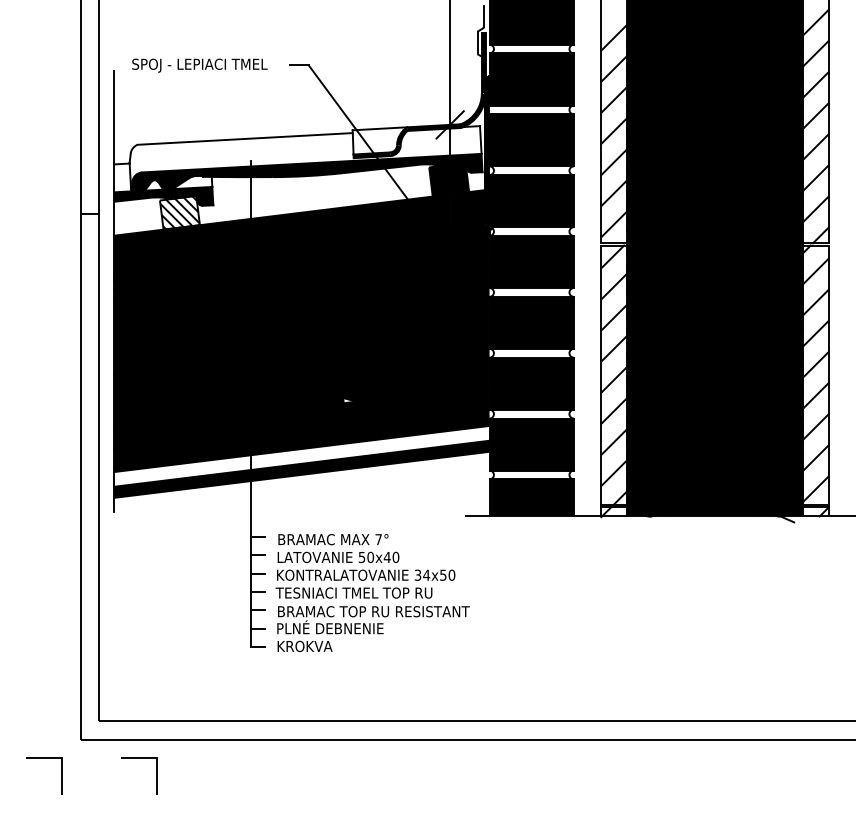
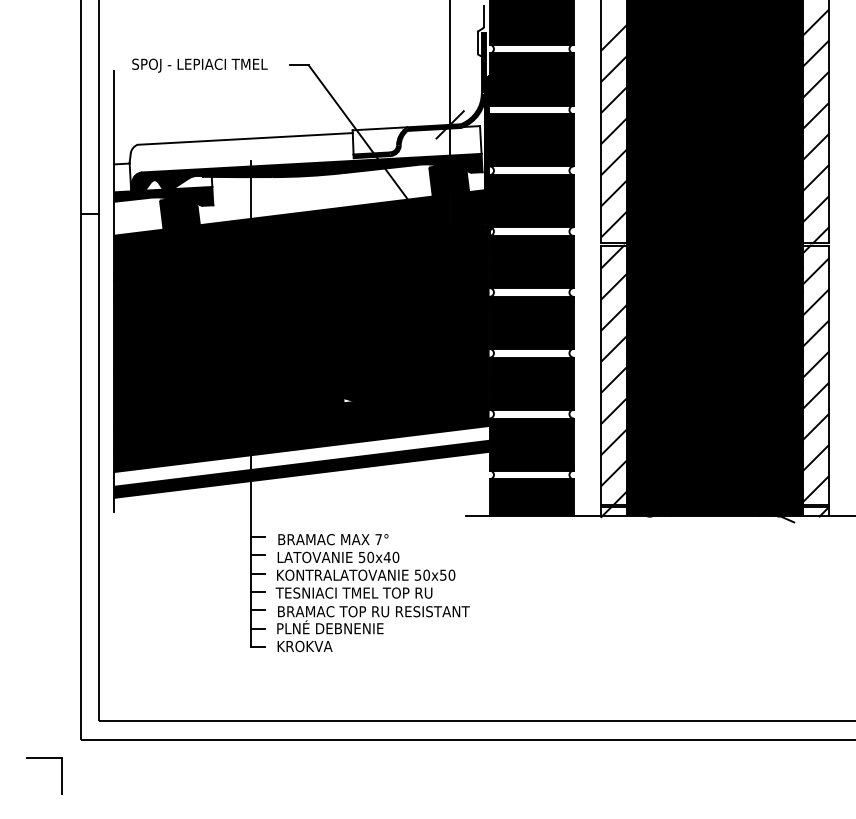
fill: none -> present (179, 212)
text: 34x50 -> 50x50 (422, 574)
line: present -> none (139, 758)
